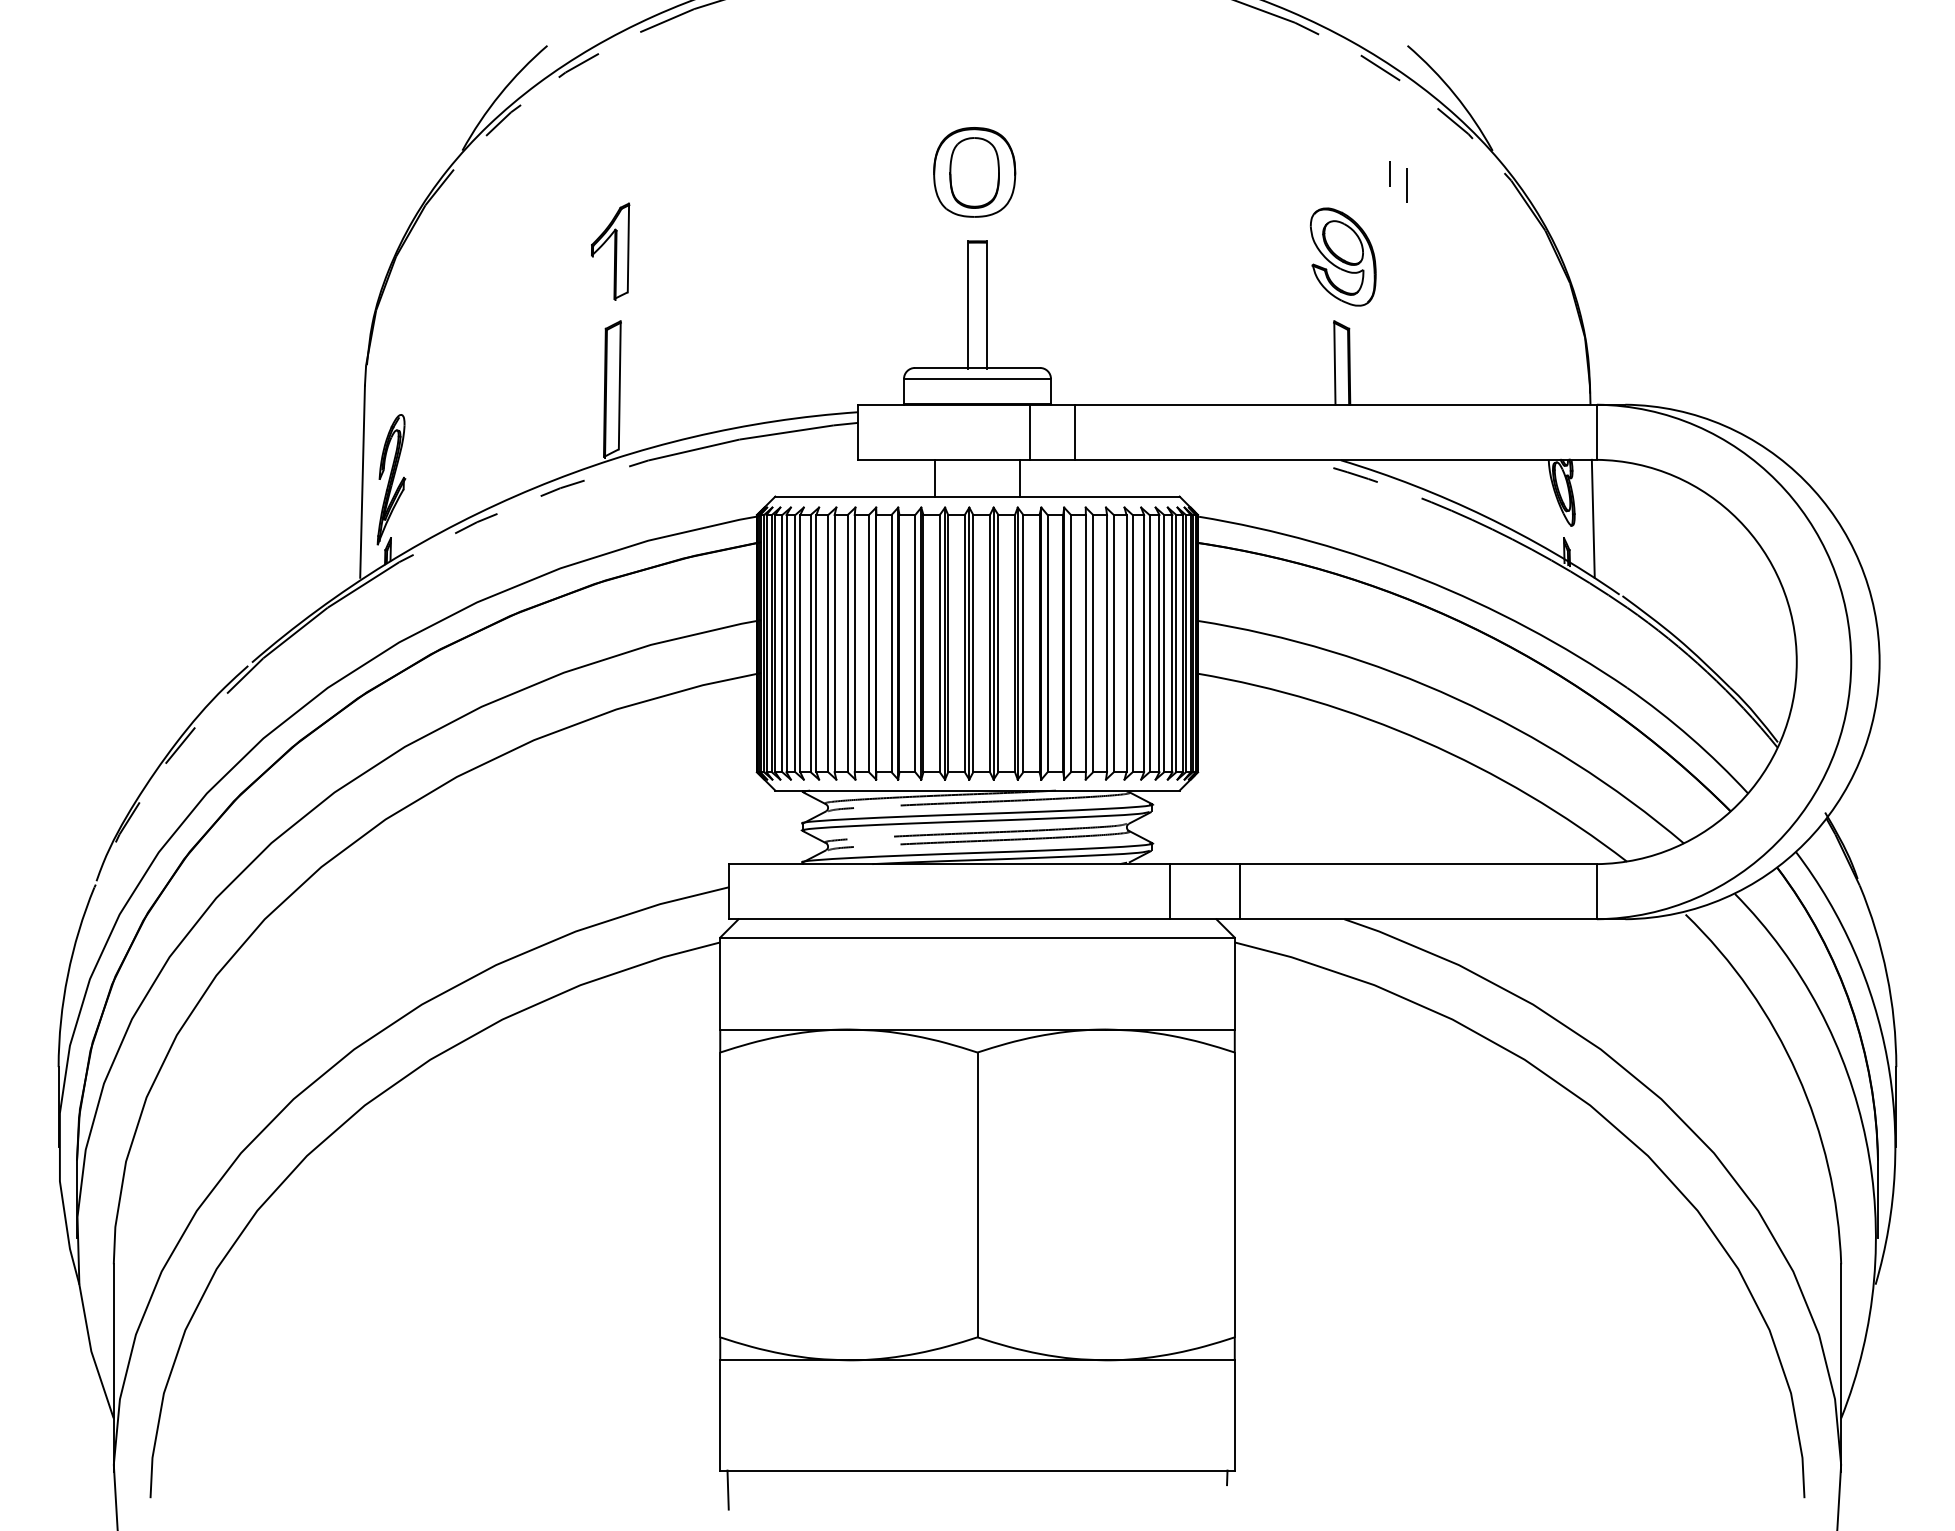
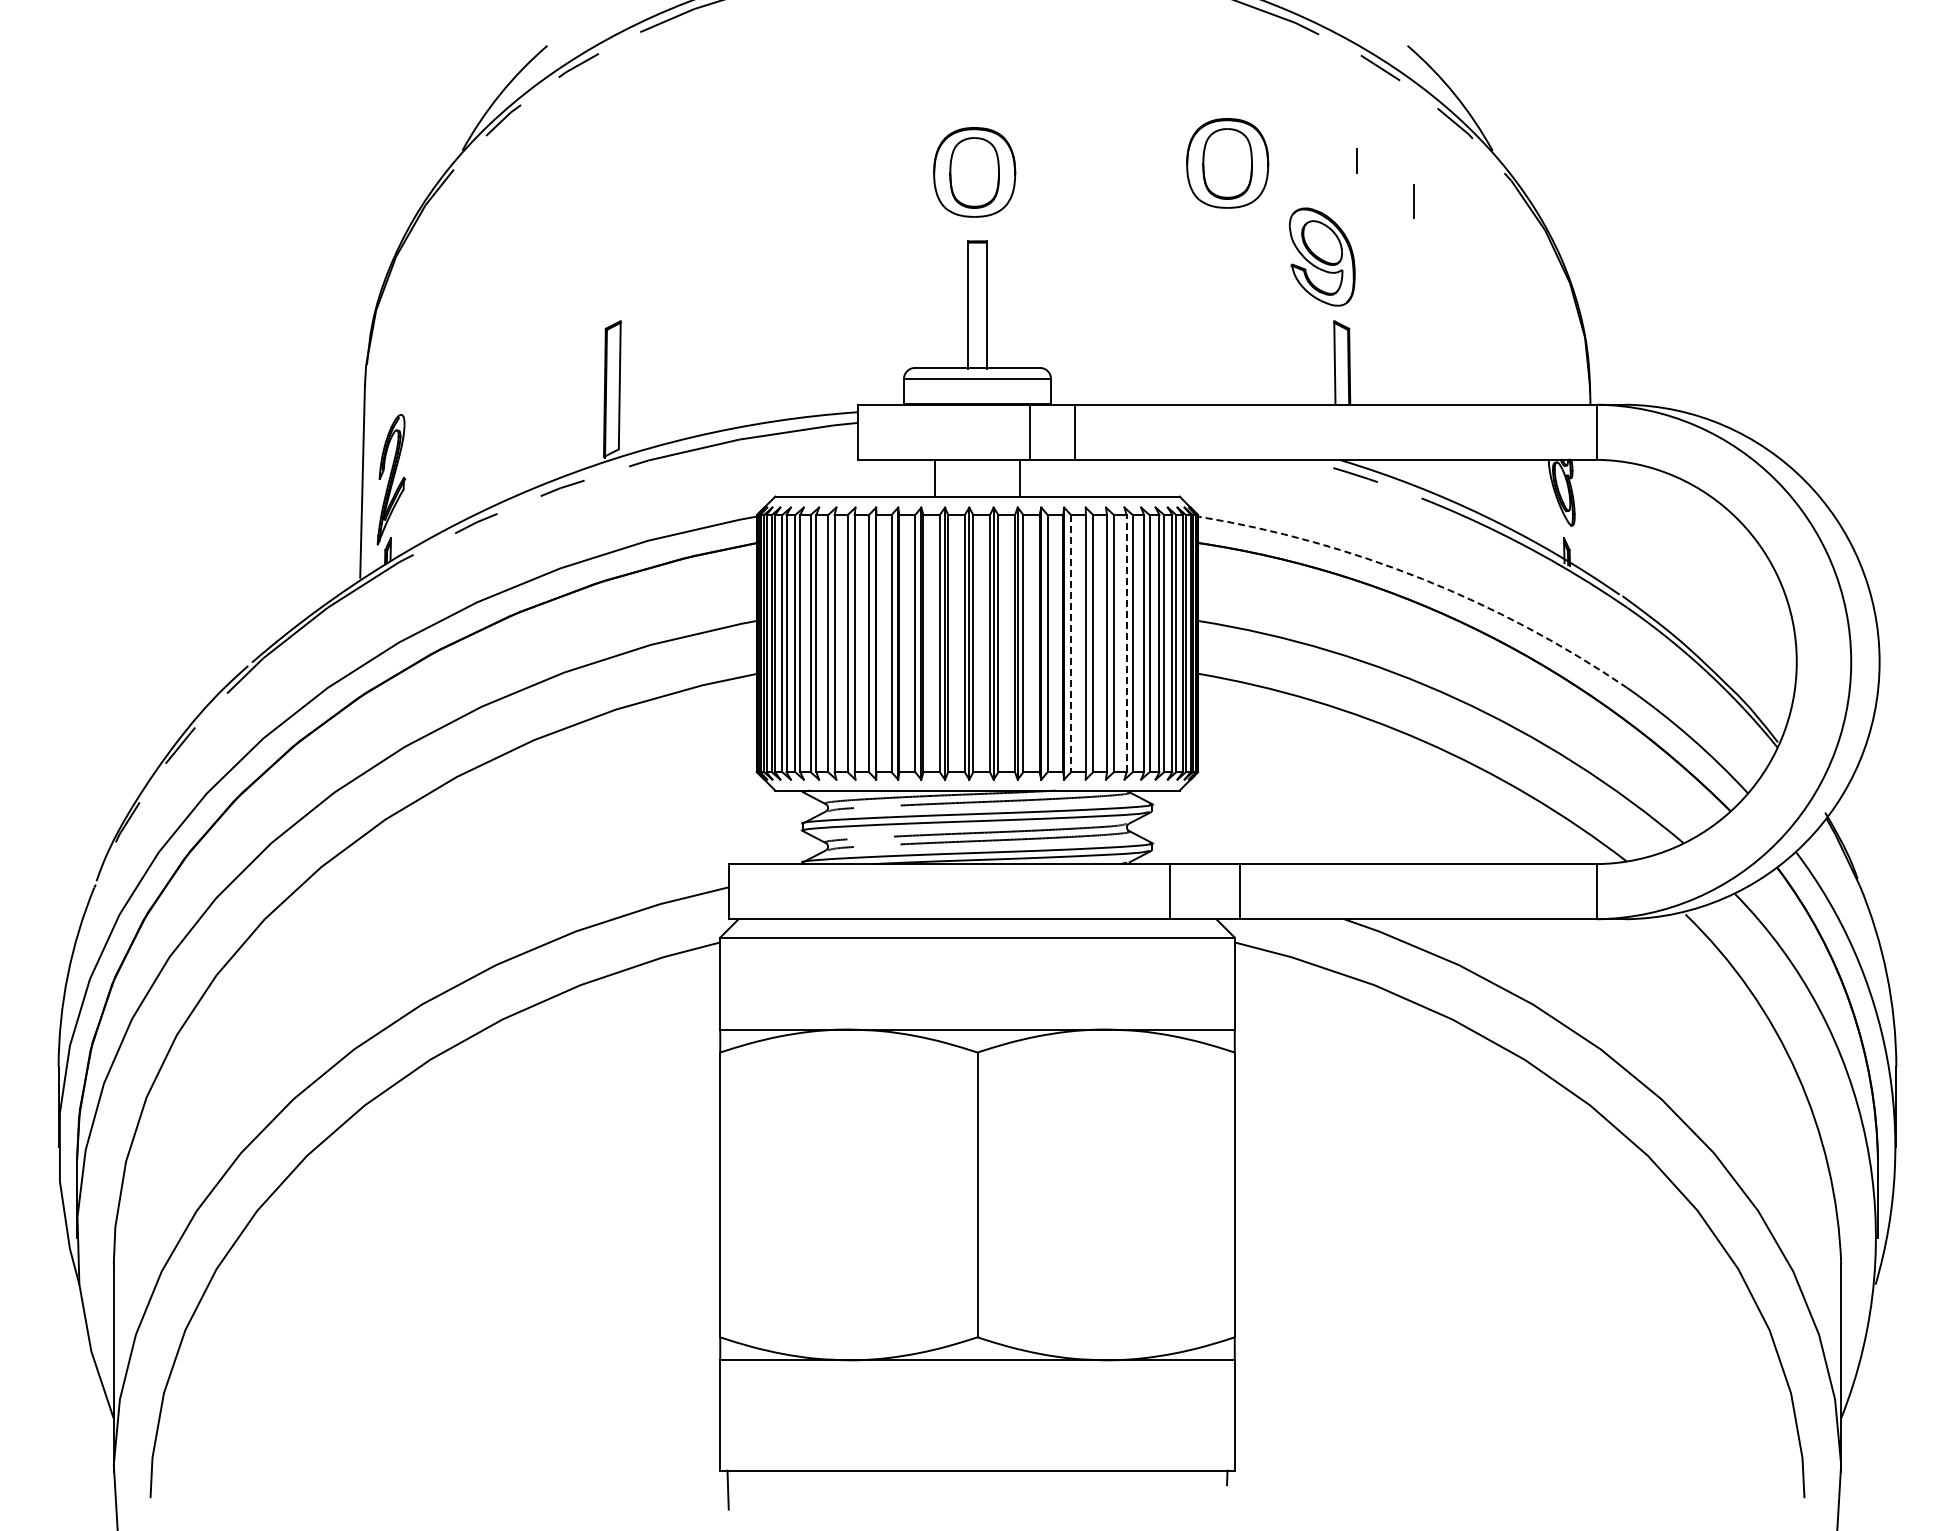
part: none -> present (1227, 163)
line position: (1389, 173) -> (1356, 160) (1356, 160)
line position: (1406, 185) -> (1413, 201) (1413, 201)
part: present -> none (610, 251)
part position: (1342, 256) -> (1321, 256) (1321, 256)
line: present -> none (1592, 518)
arc: solid -> dashed (1422, 579)
line: solid -> dashed (1070, 643)
line: solid -> dashed (1126, 643)
